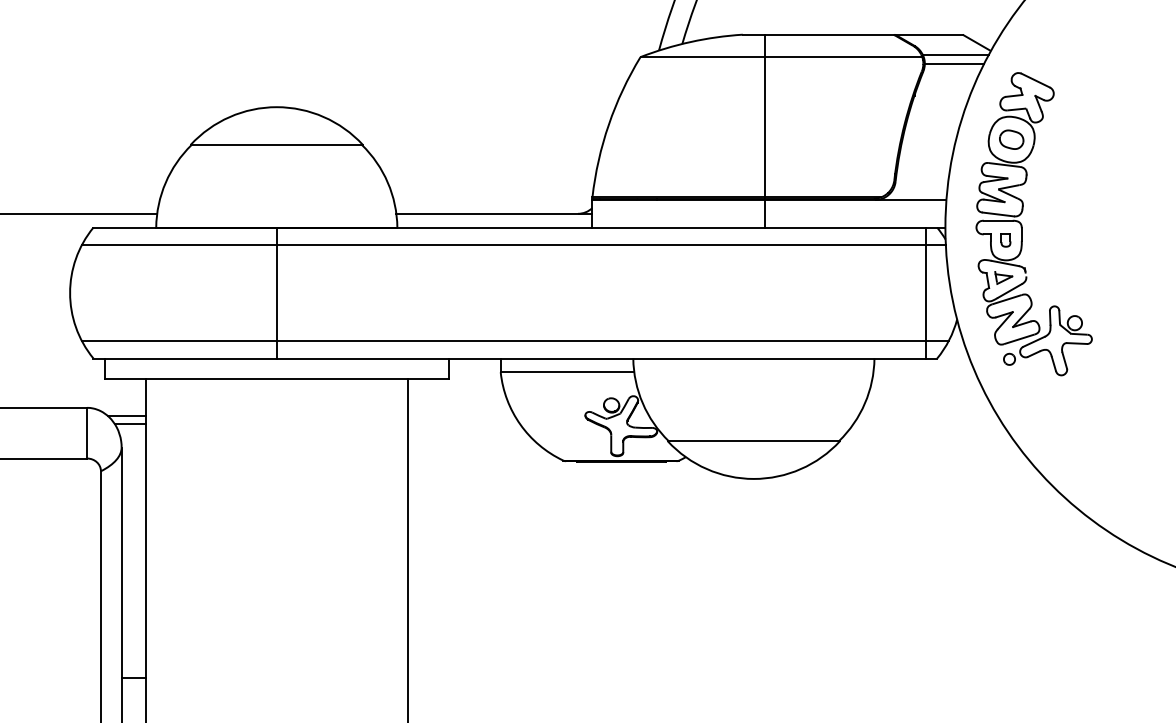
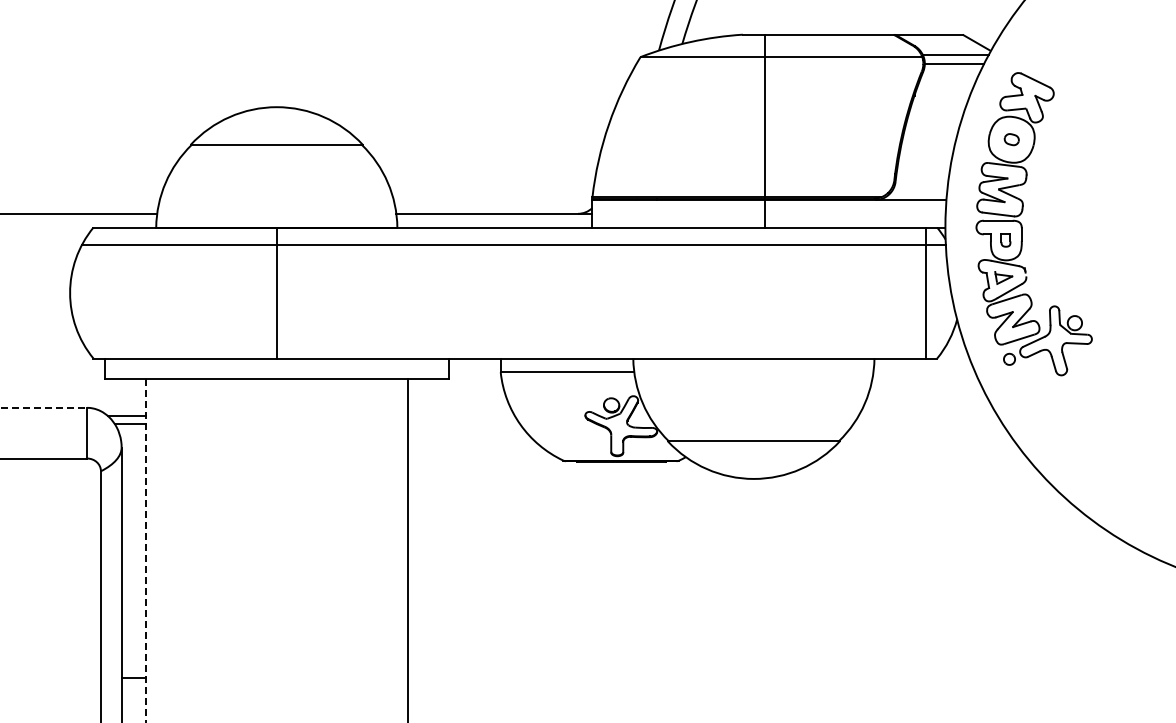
part size: 26x21 px -> 17x14 px (1011, 139)
line: present -> none (515, 341)
line: solid -> dashed (44, 407)
line: solid -> dashed (145, 550)
